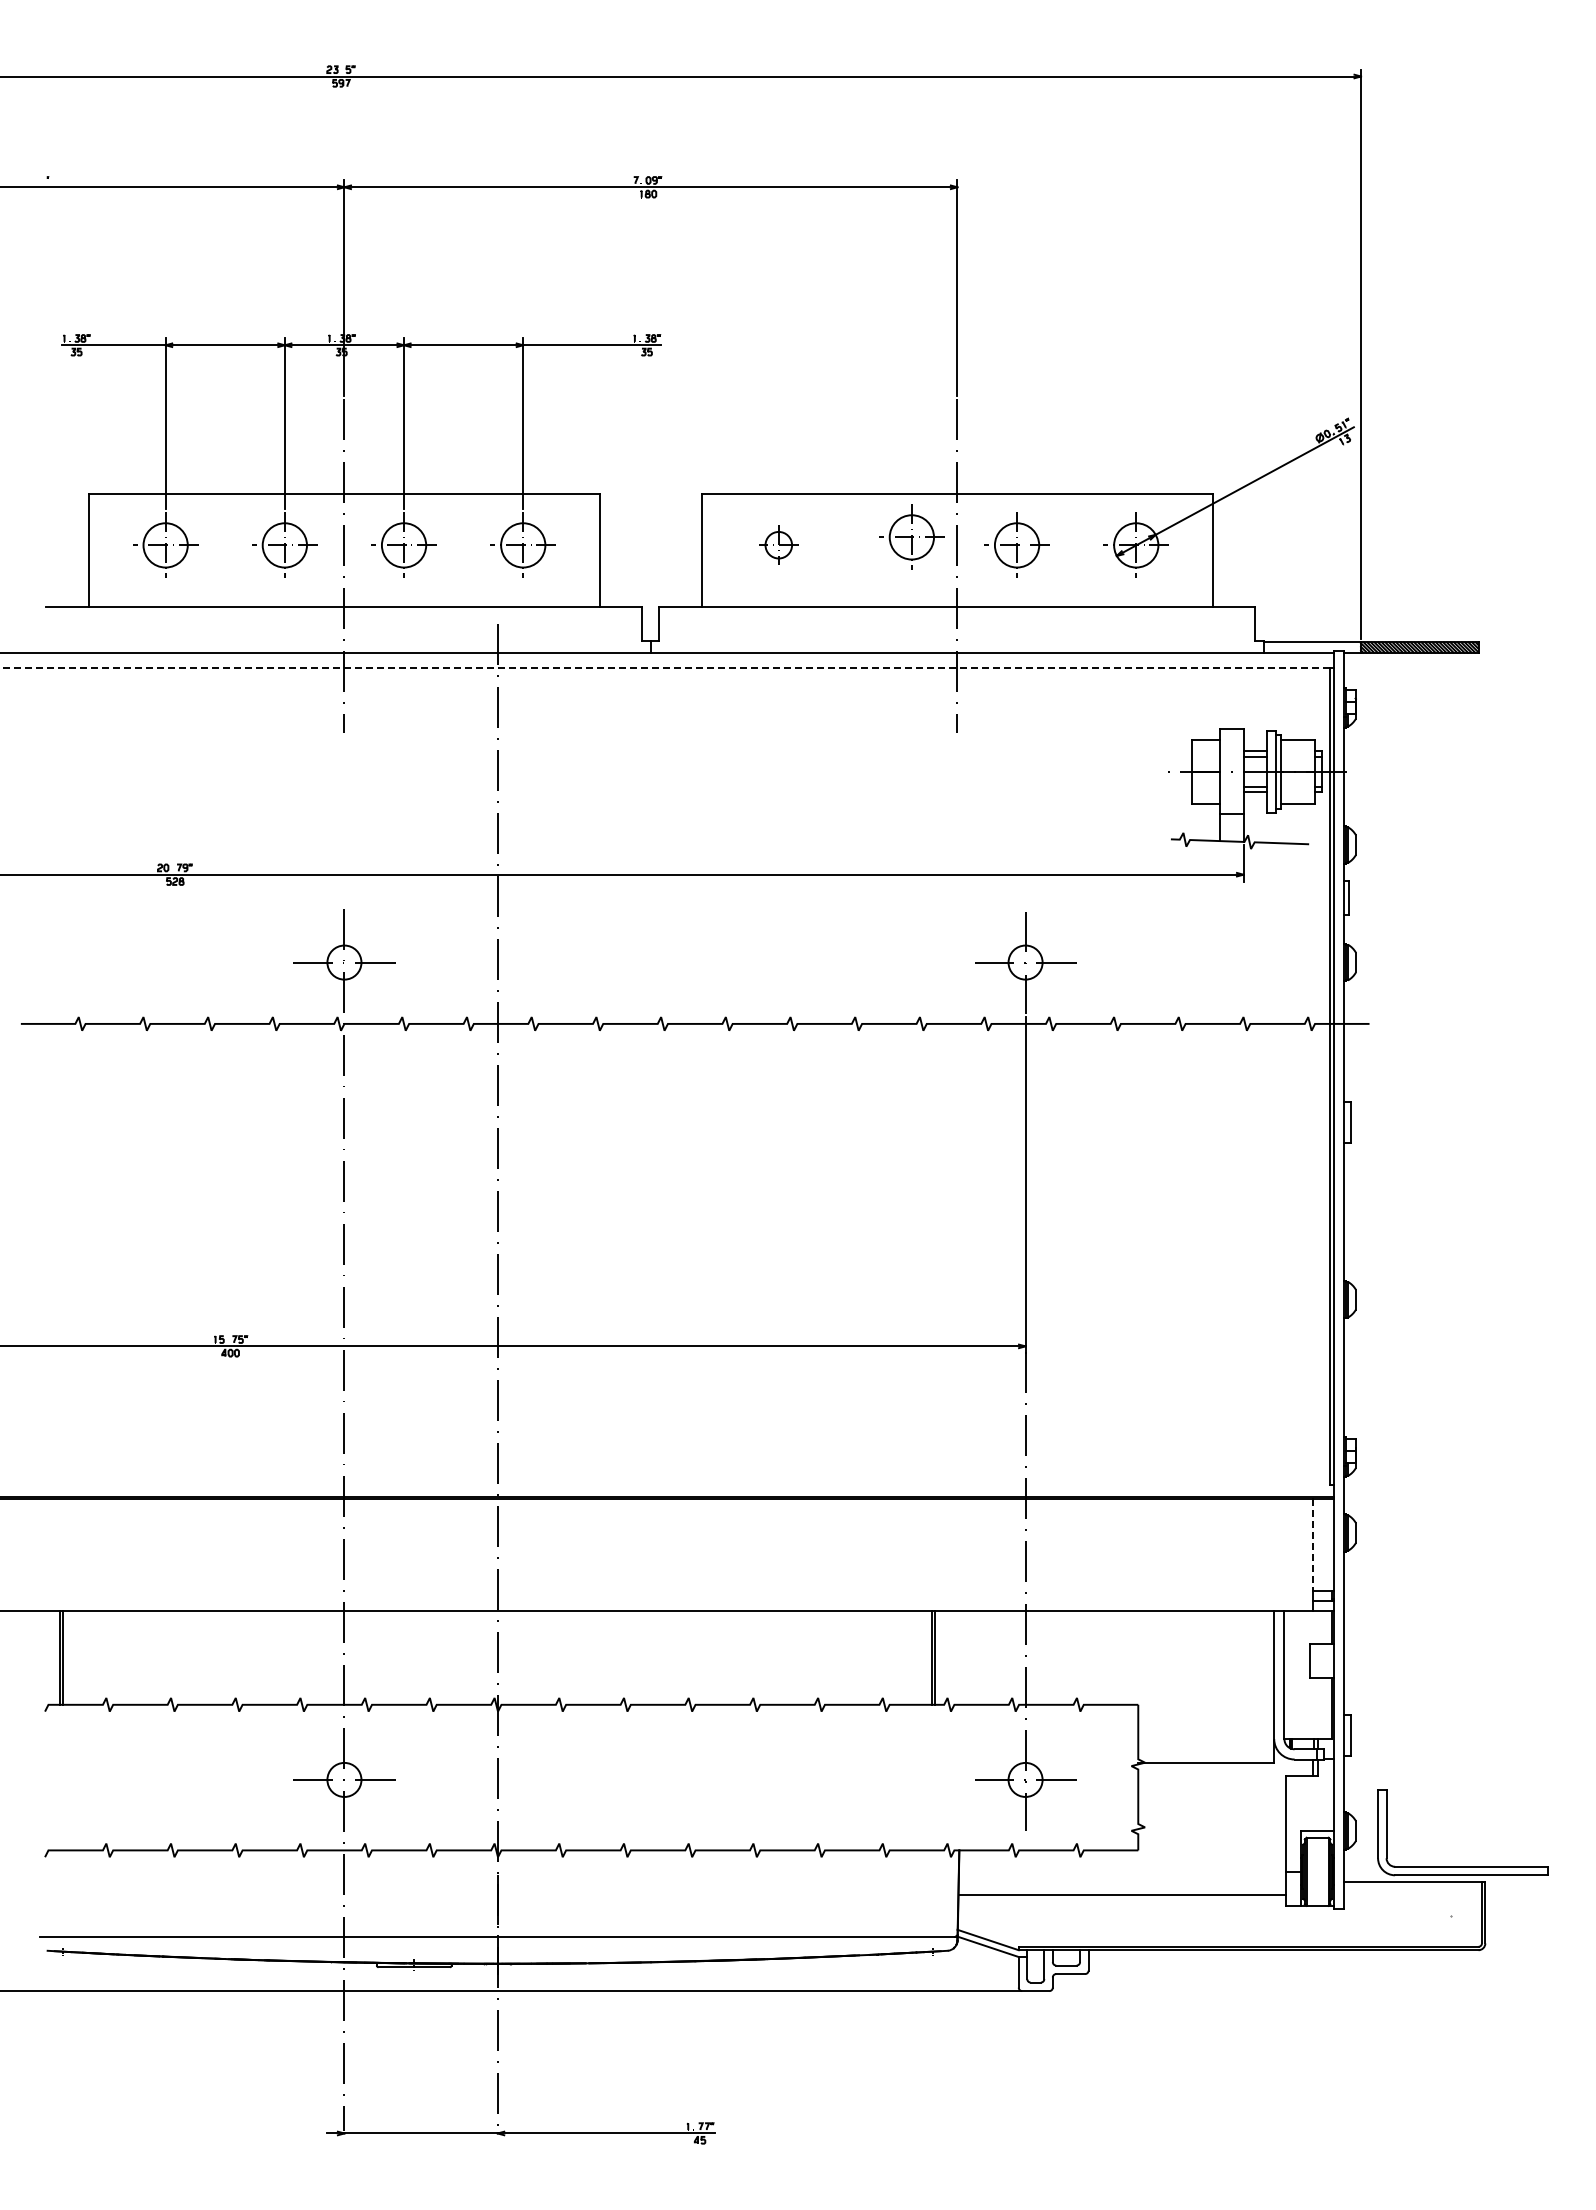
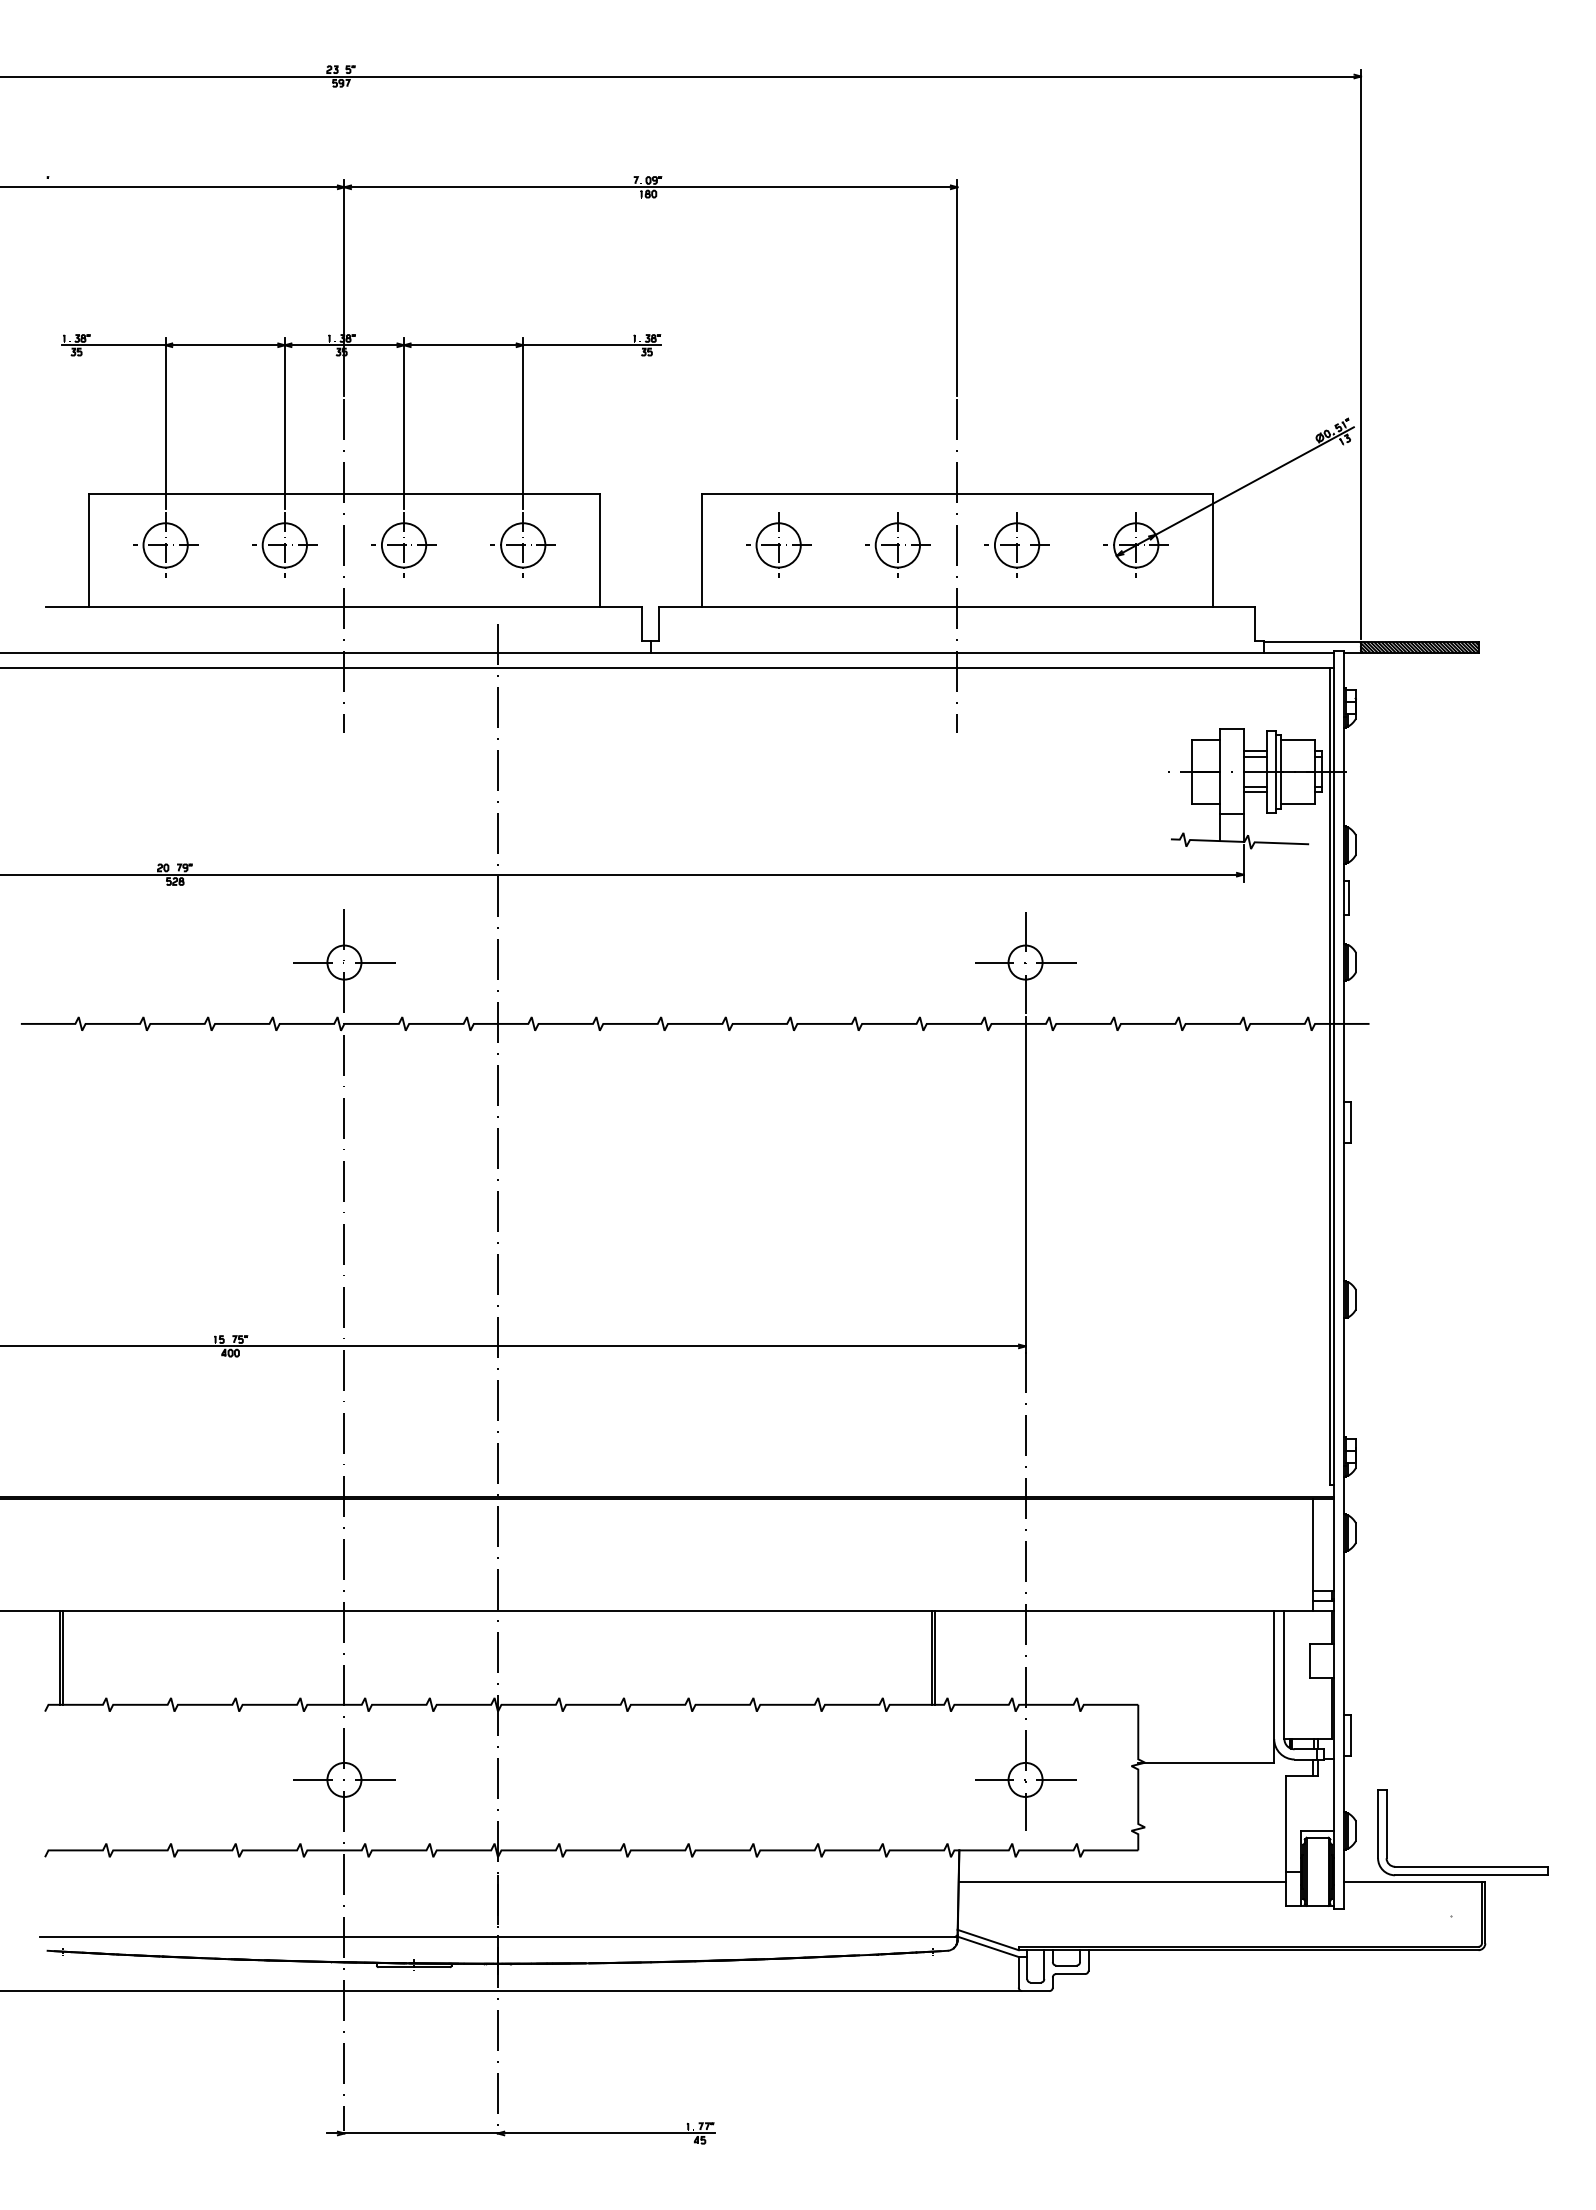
part position: (911, 536) -> (897, 544) (897, 544)
part size: 40x40 px -> 66x66 px (778, 544)
line: dashed -> solid (665, 668)
line: dashed -> solid (1313, 1544)
line position: (1122, 1895) -> (1122, 1882) (1122, 1882)
